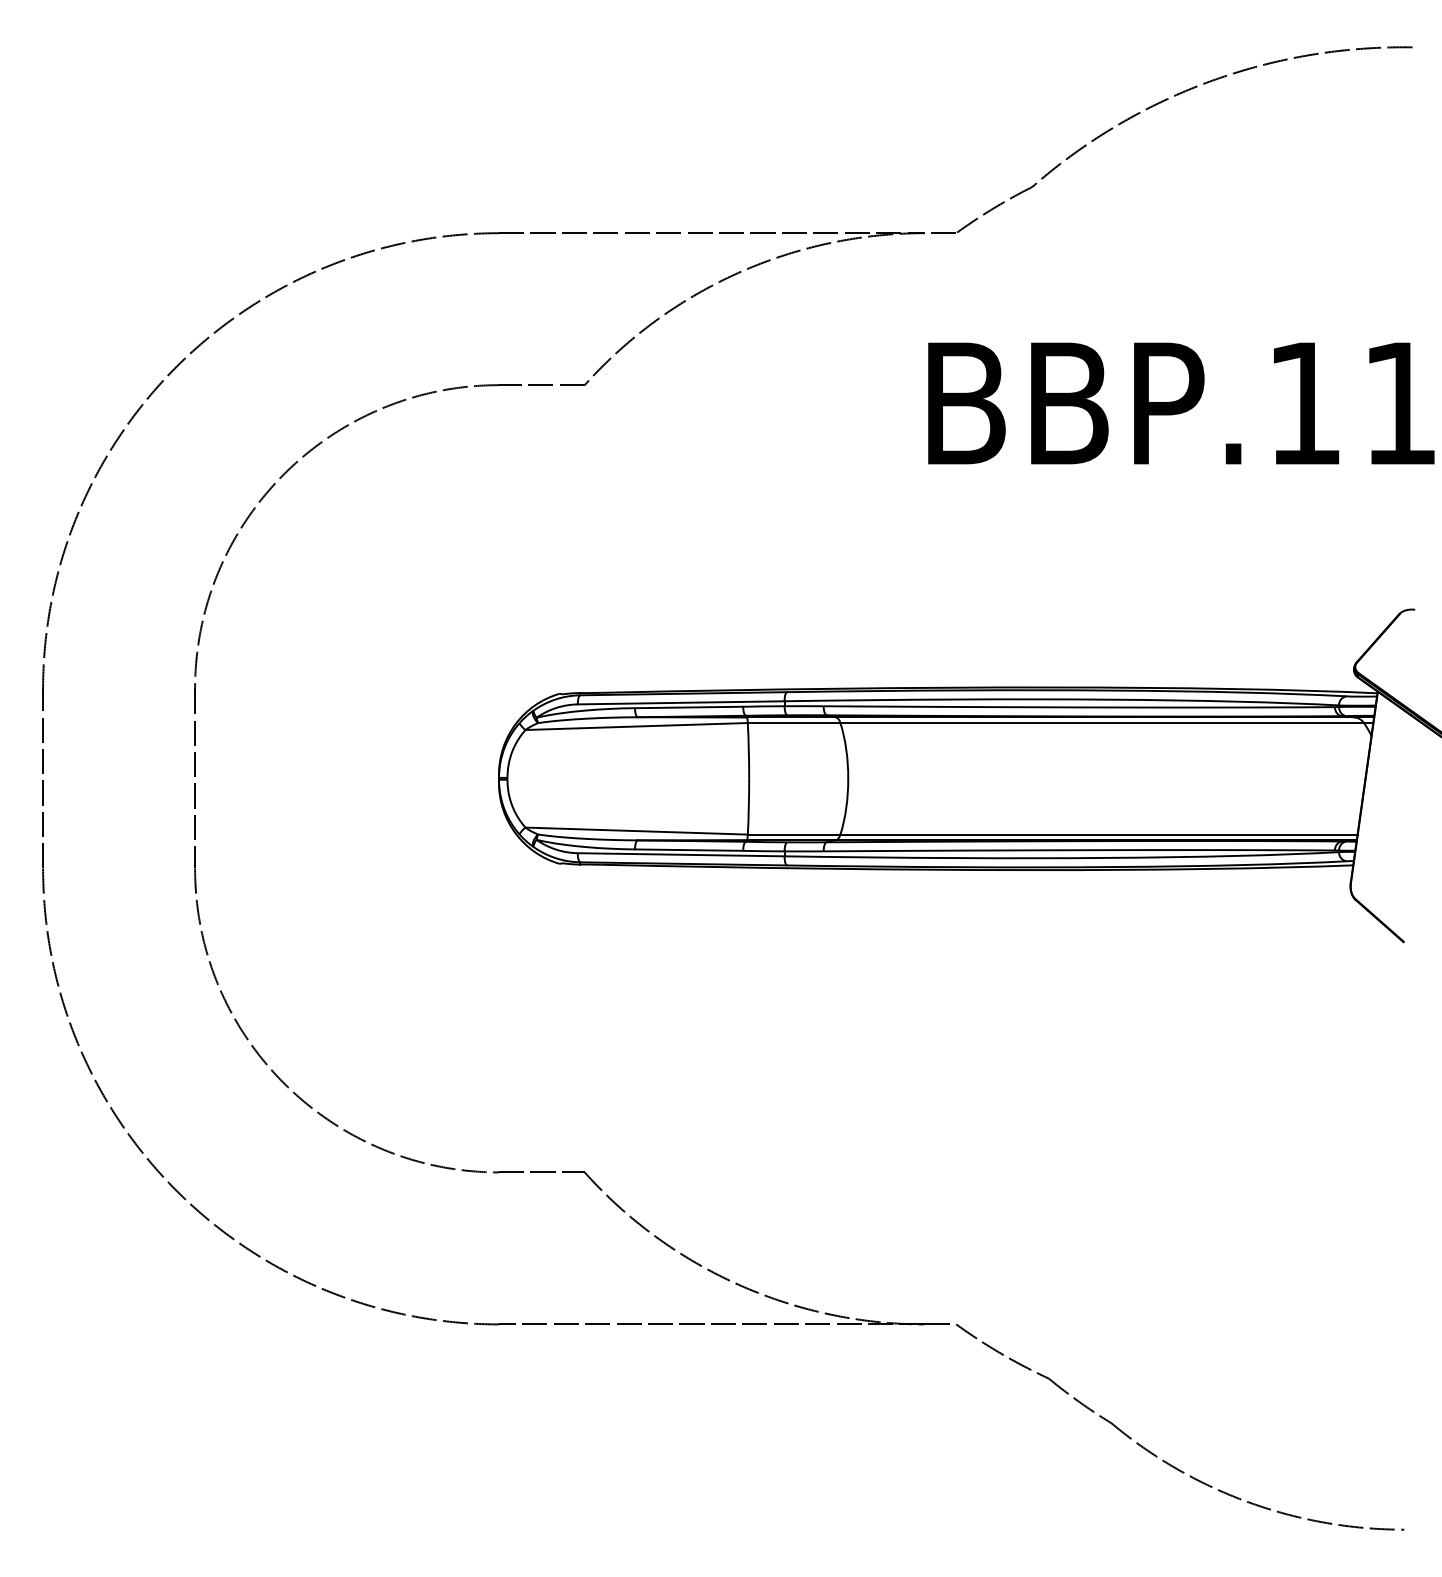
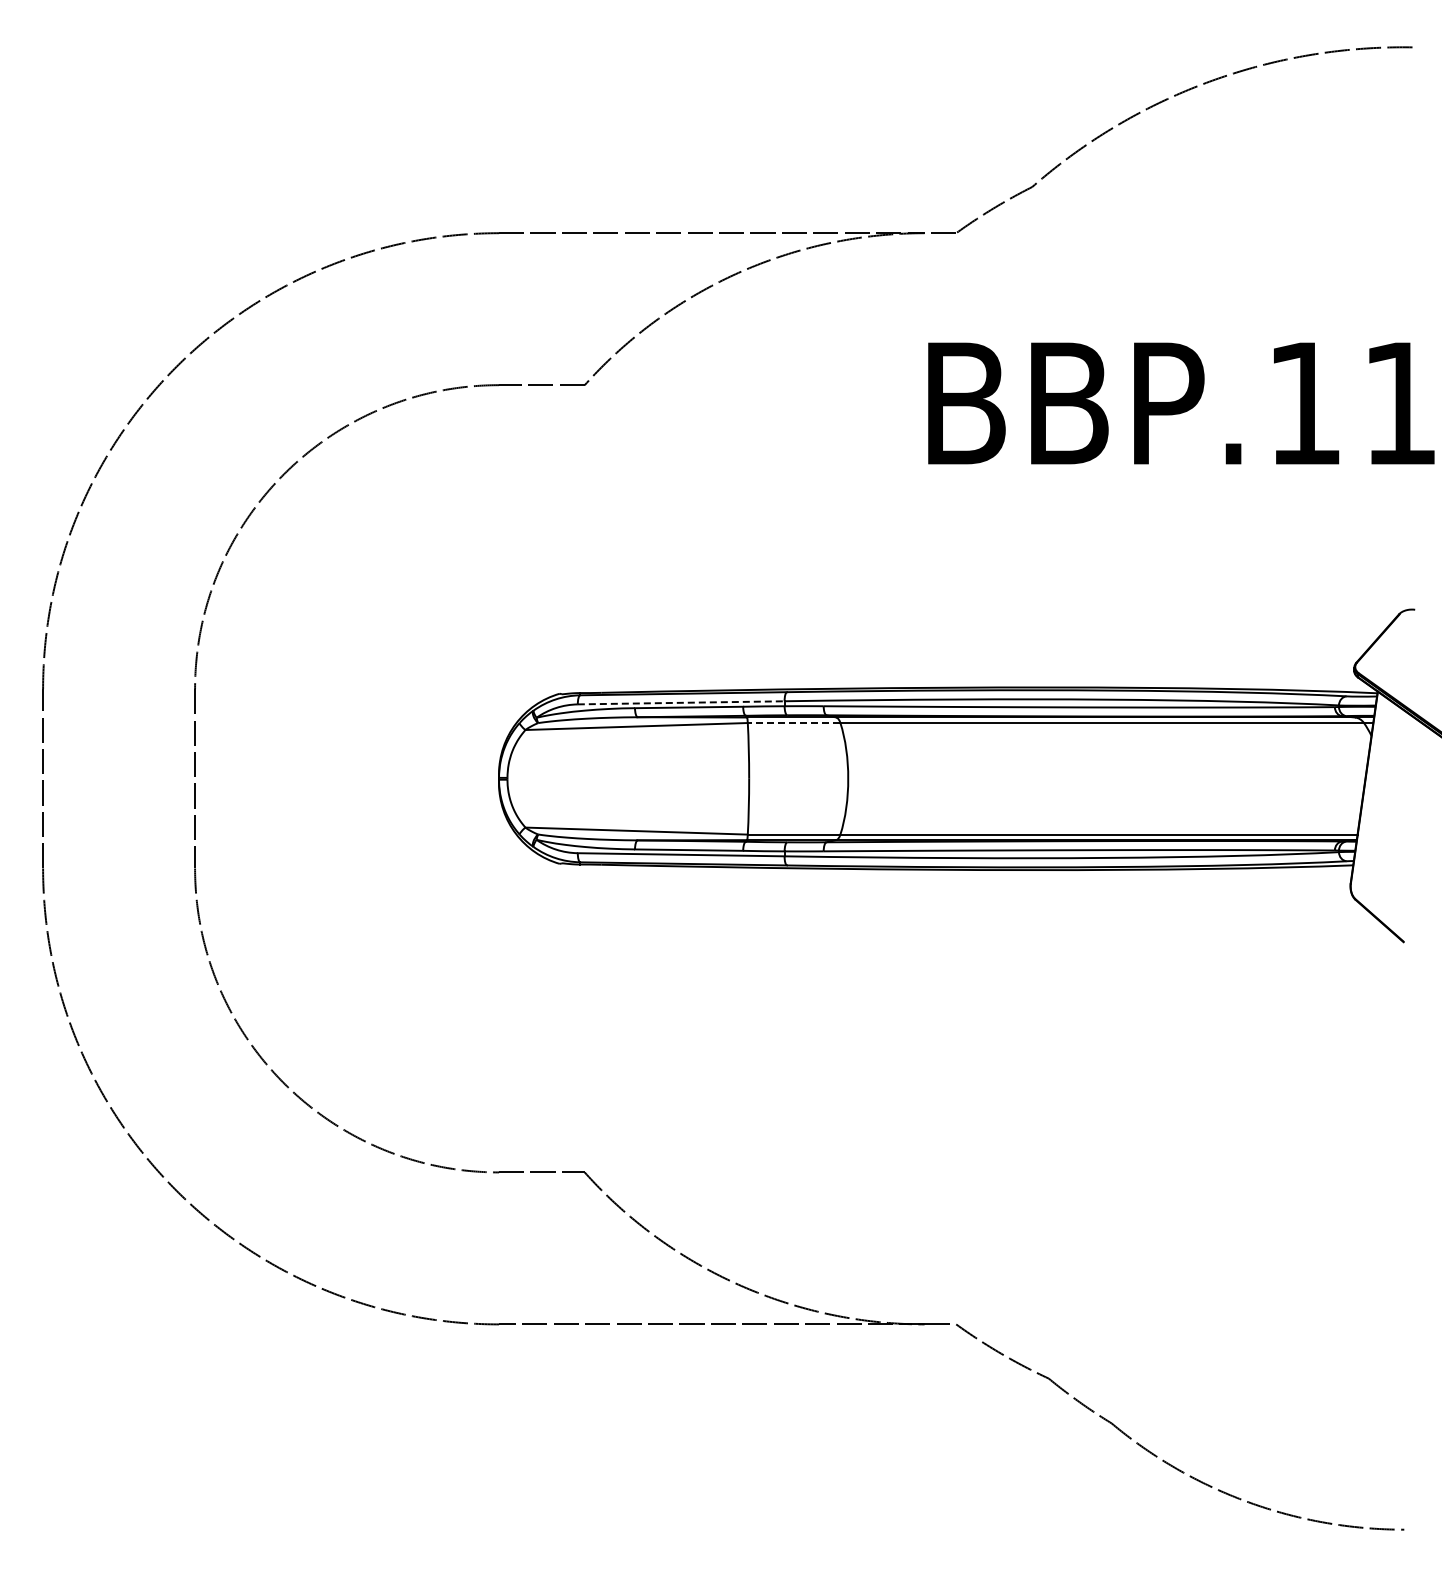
line: solid -> dashed (681, 702)
line: solid -> dashed (793, 723)
